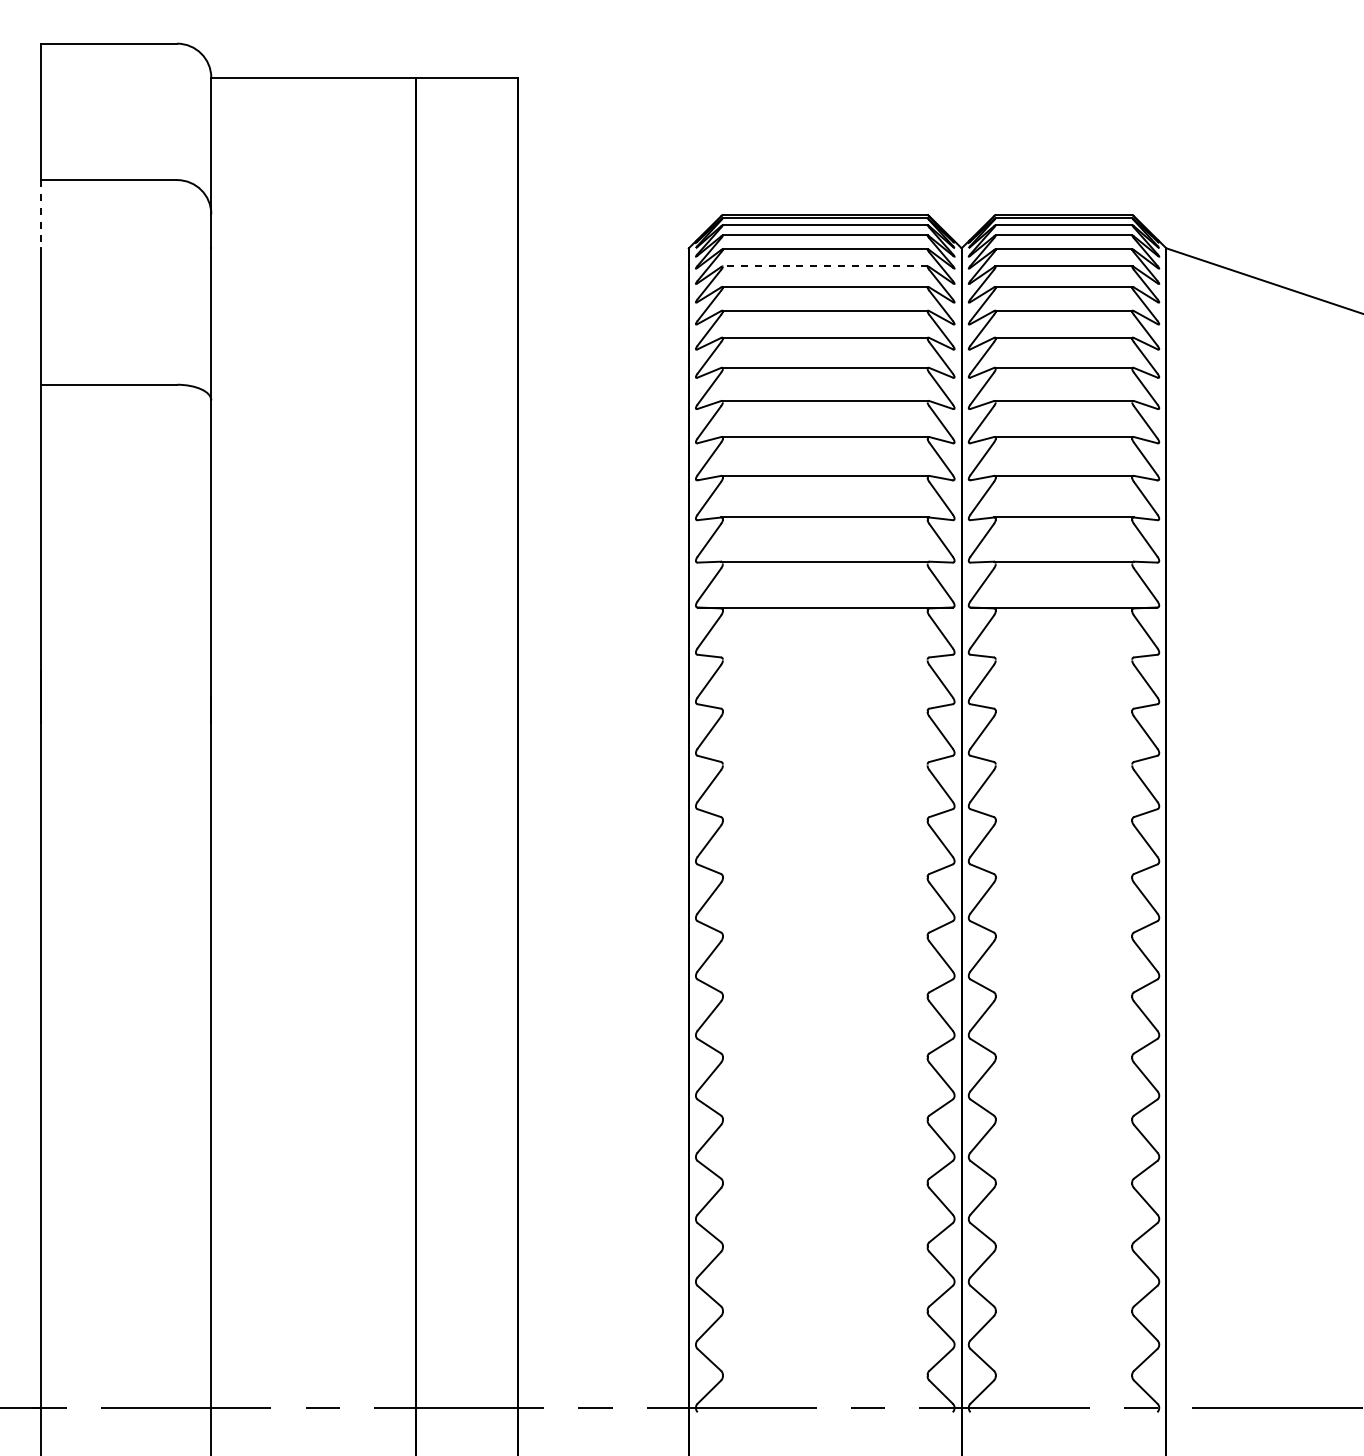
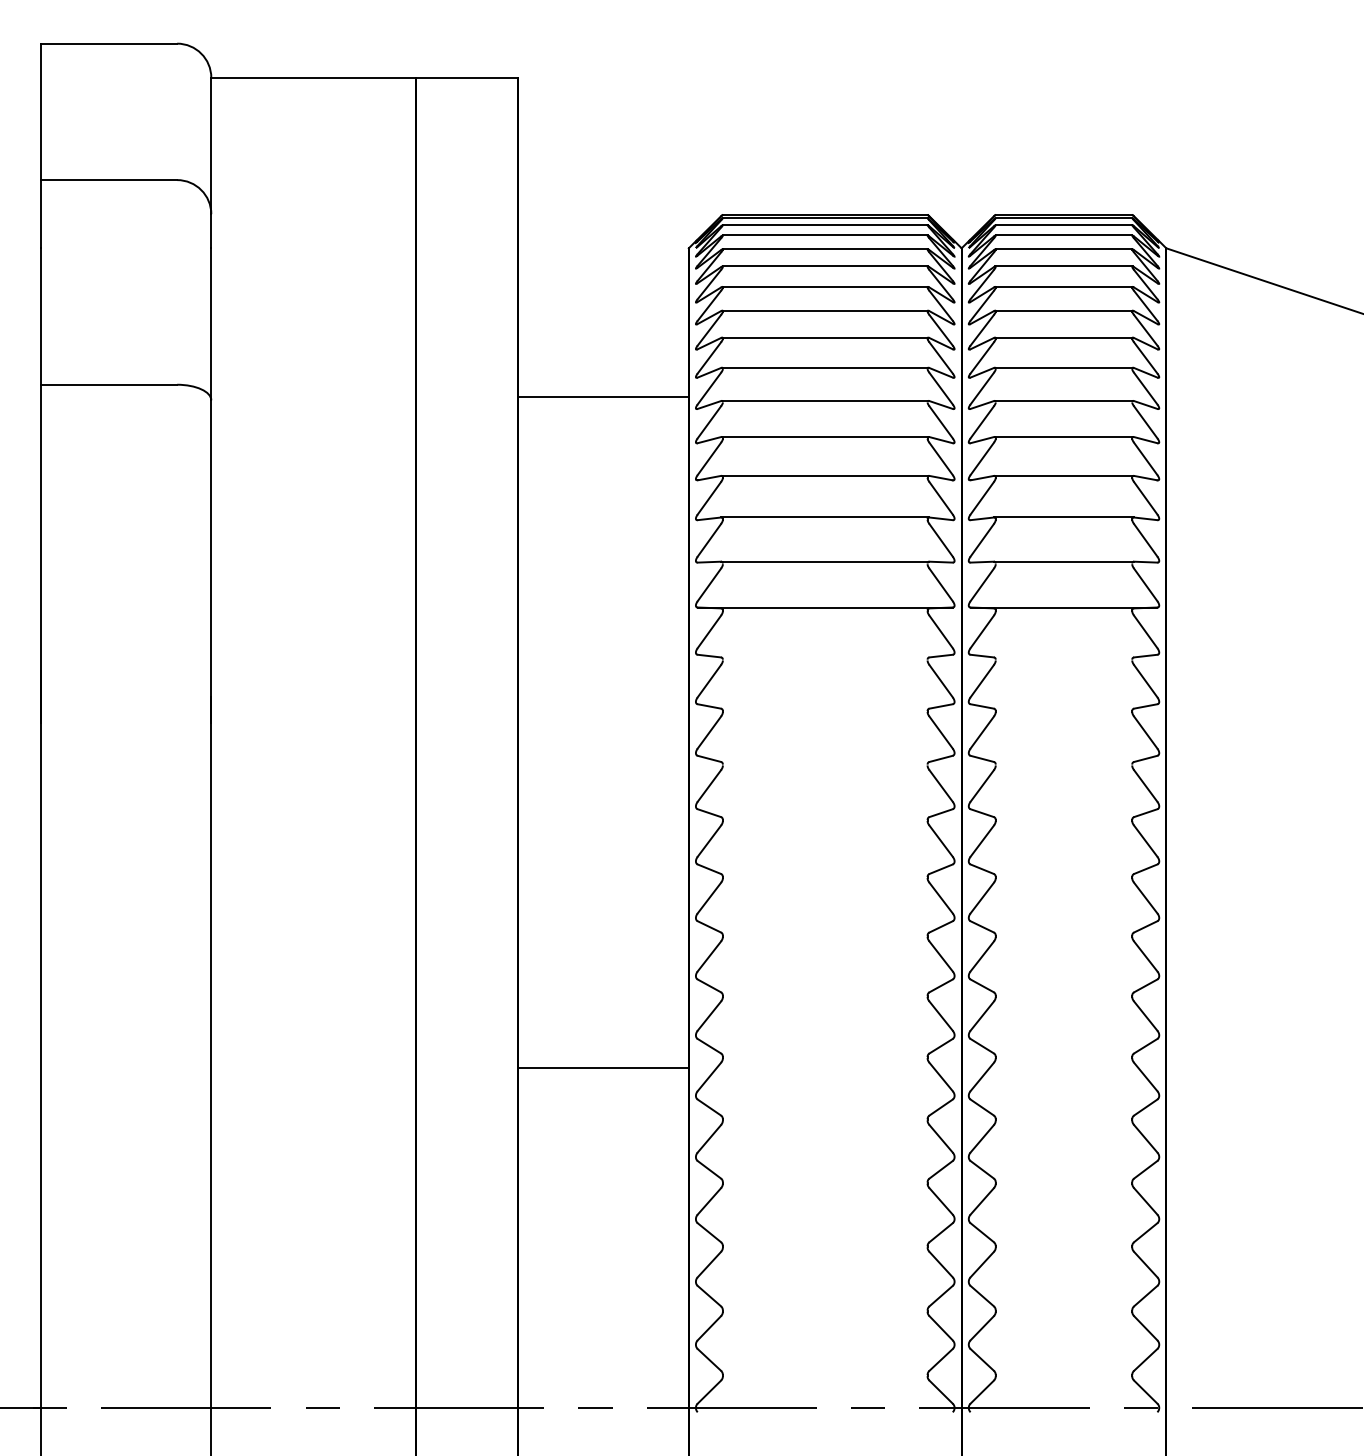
line: dashed -> solid (40, 214)
line: dashed -> solid (825, 266)
line: none -> present (603, 397)
line: none -> present (603, 1068)
